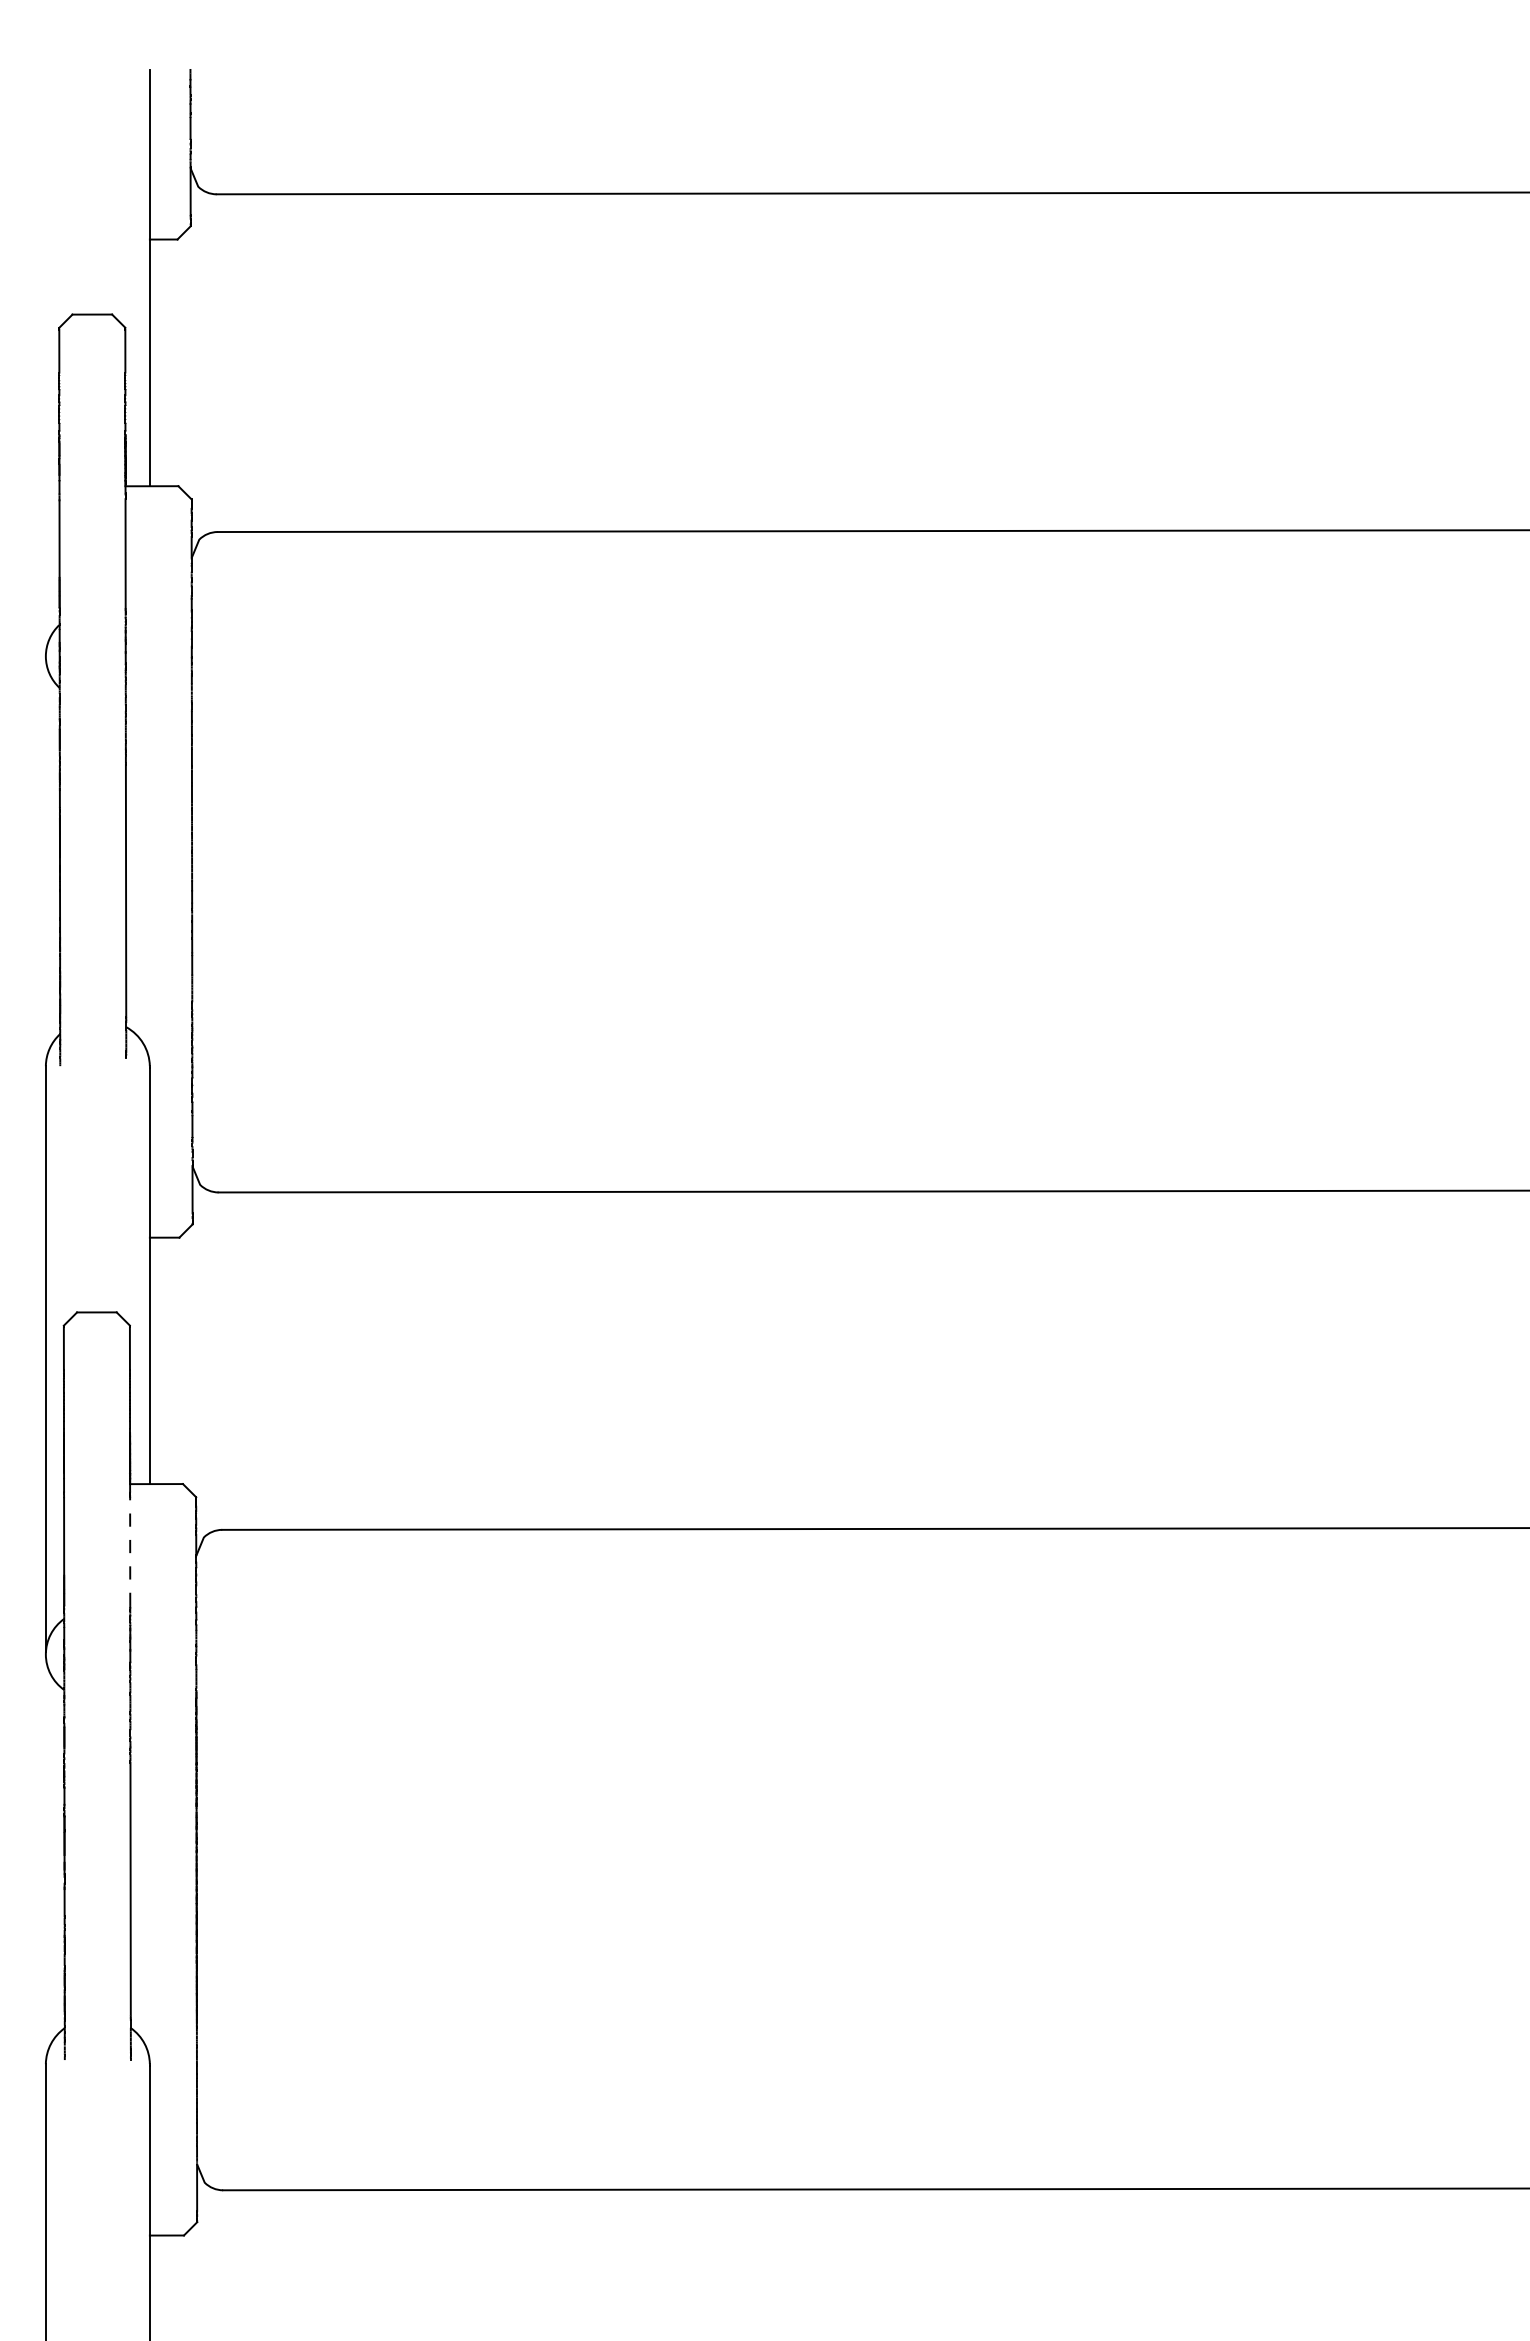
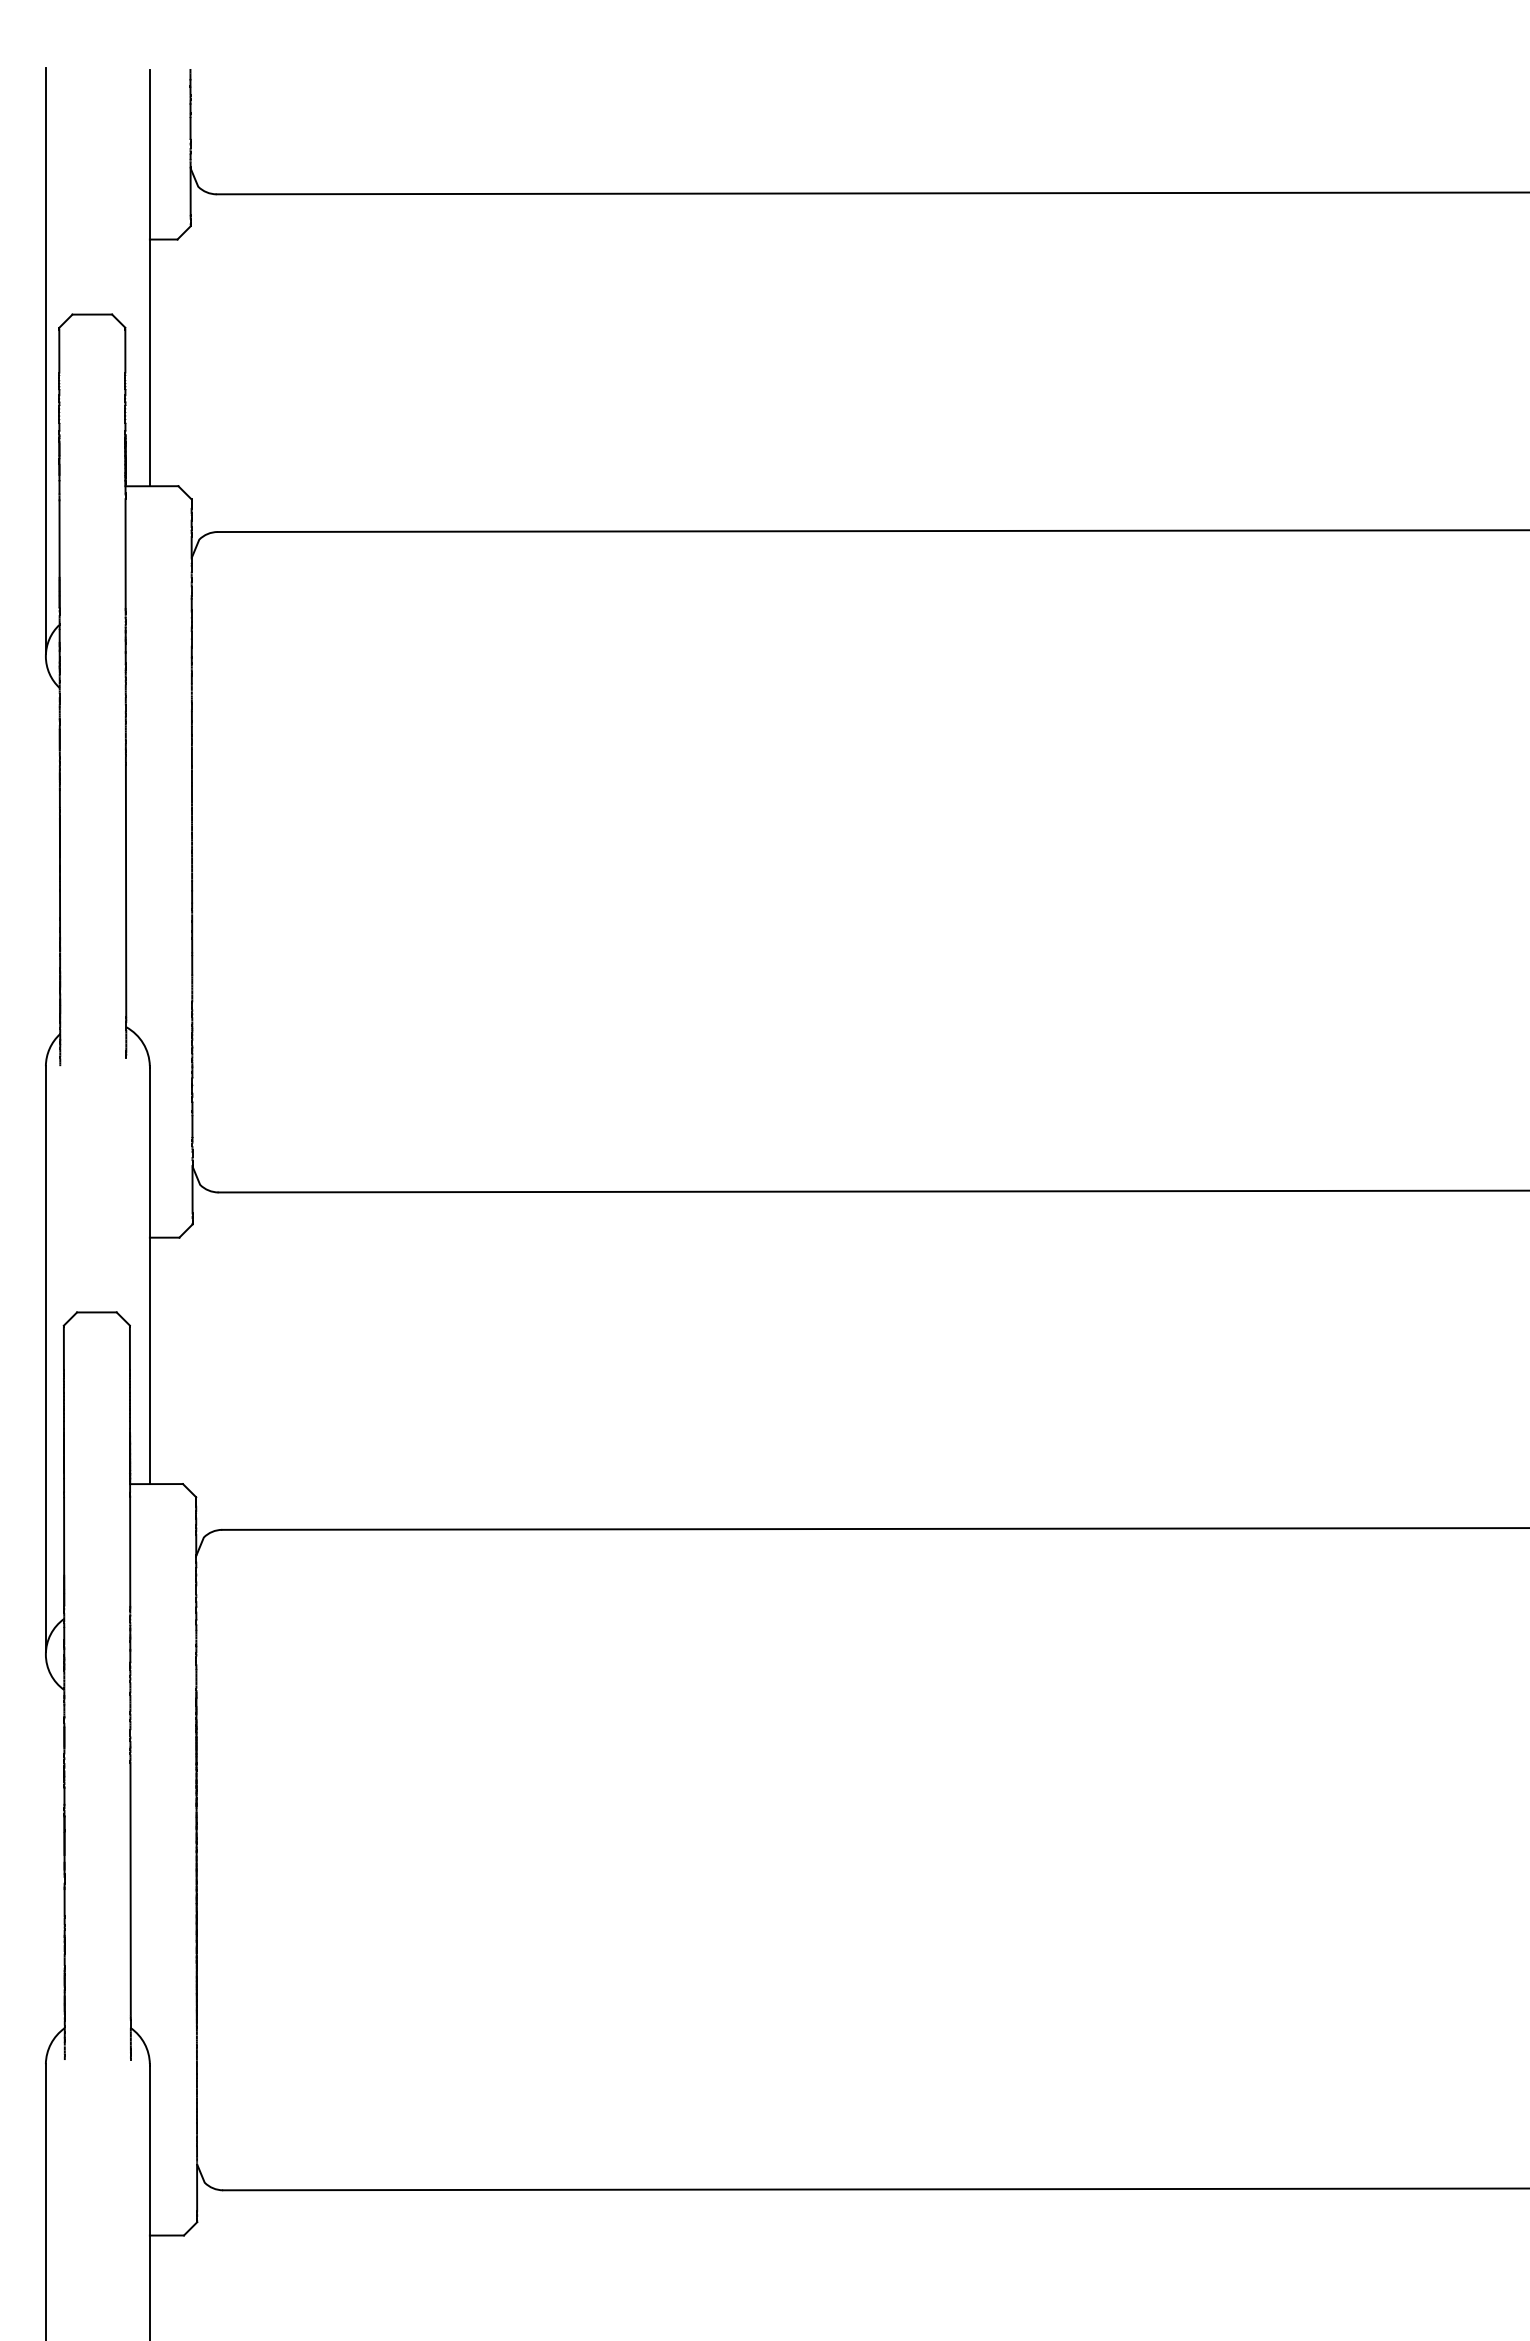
line: none -> present (45, 361)
line: dashed -> solid (130, 1550)
